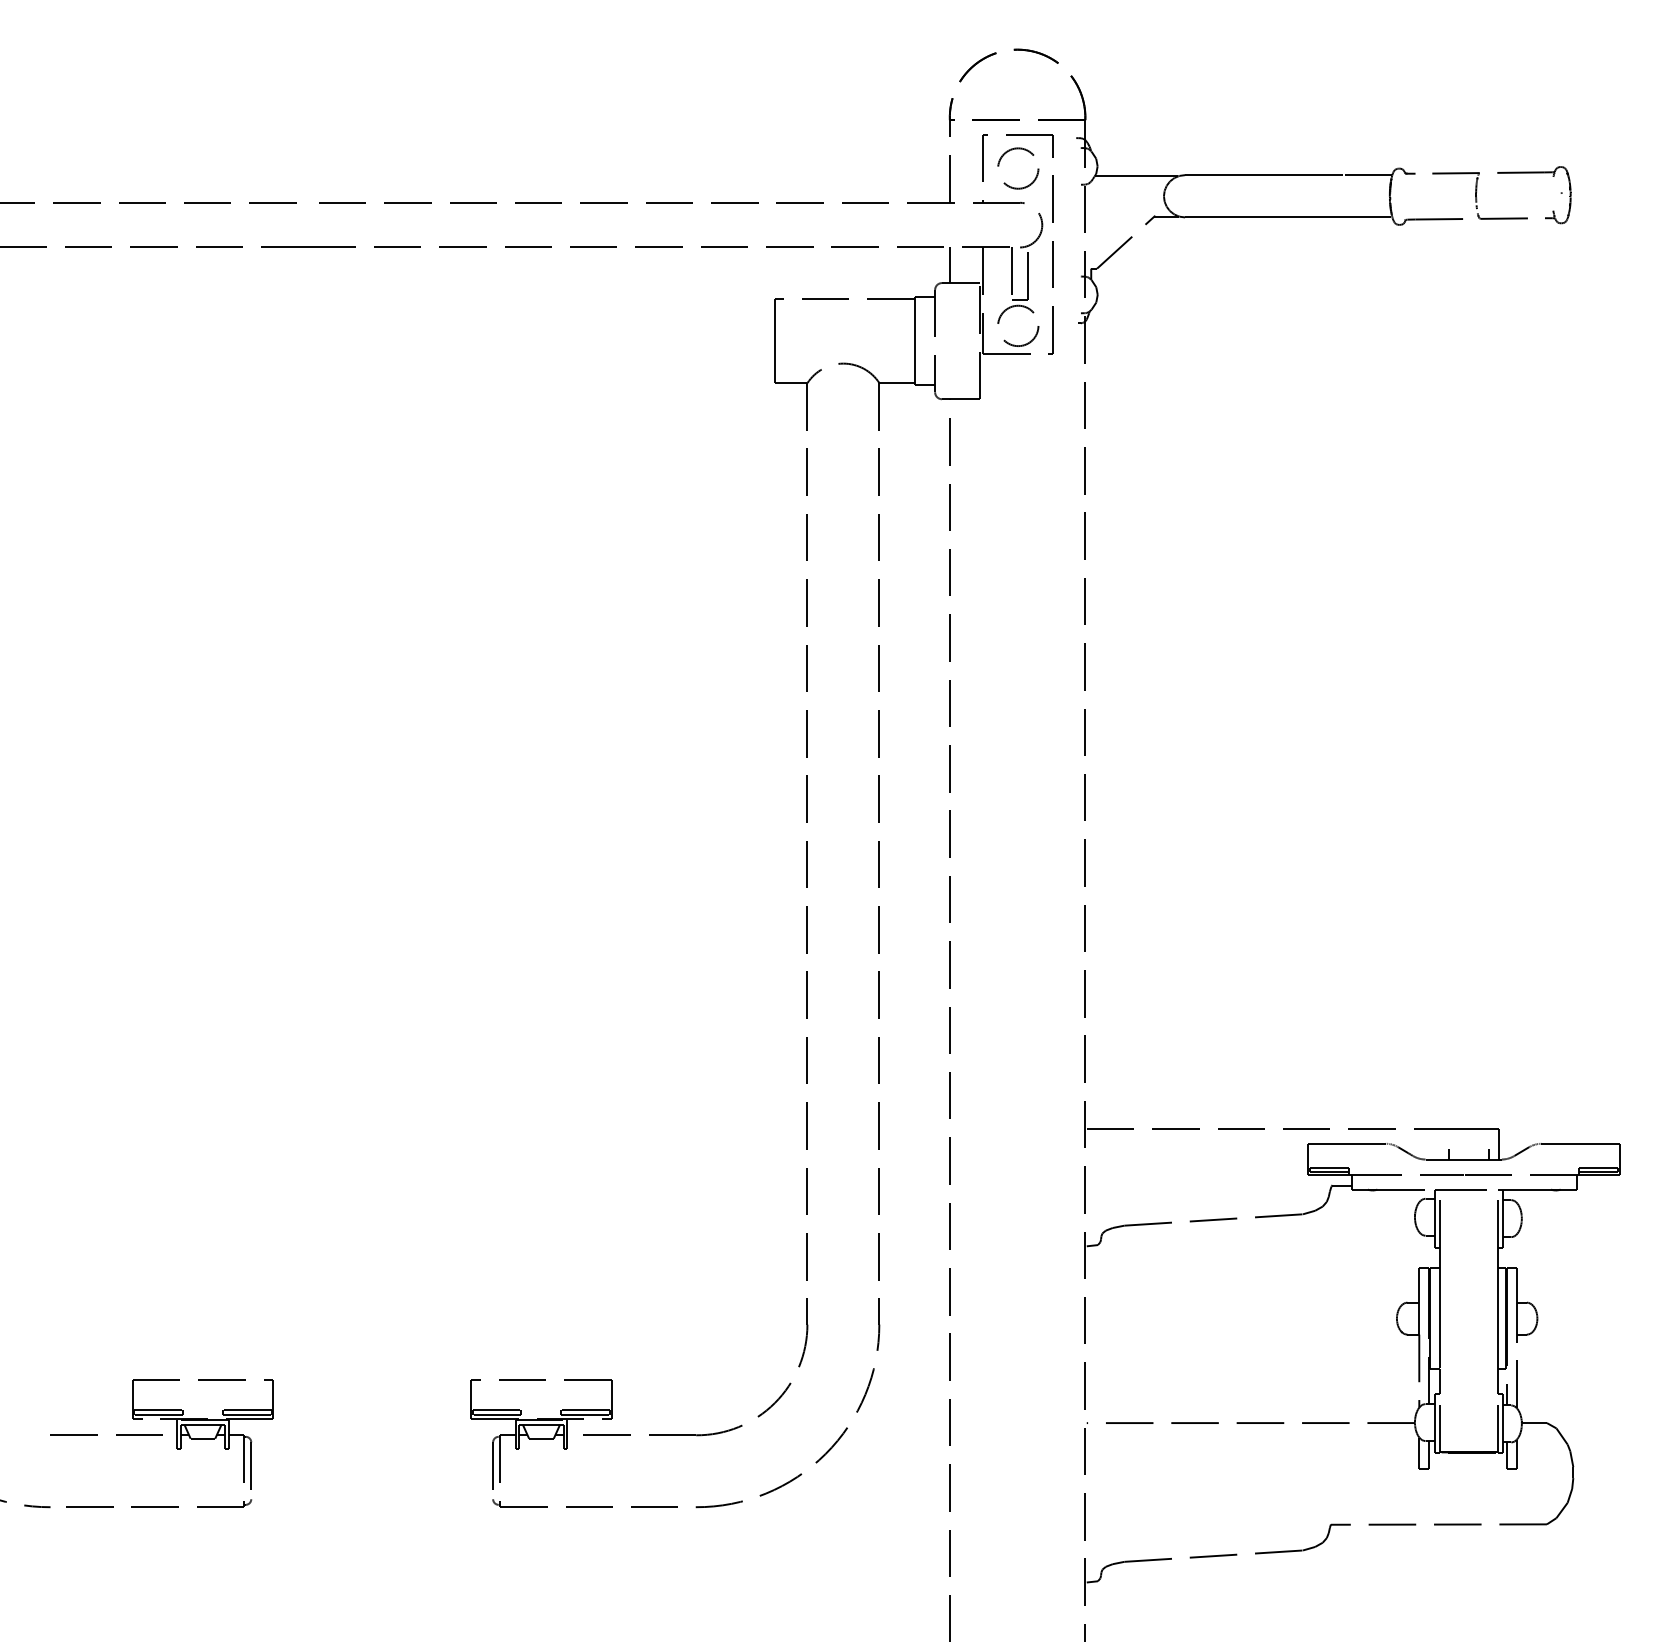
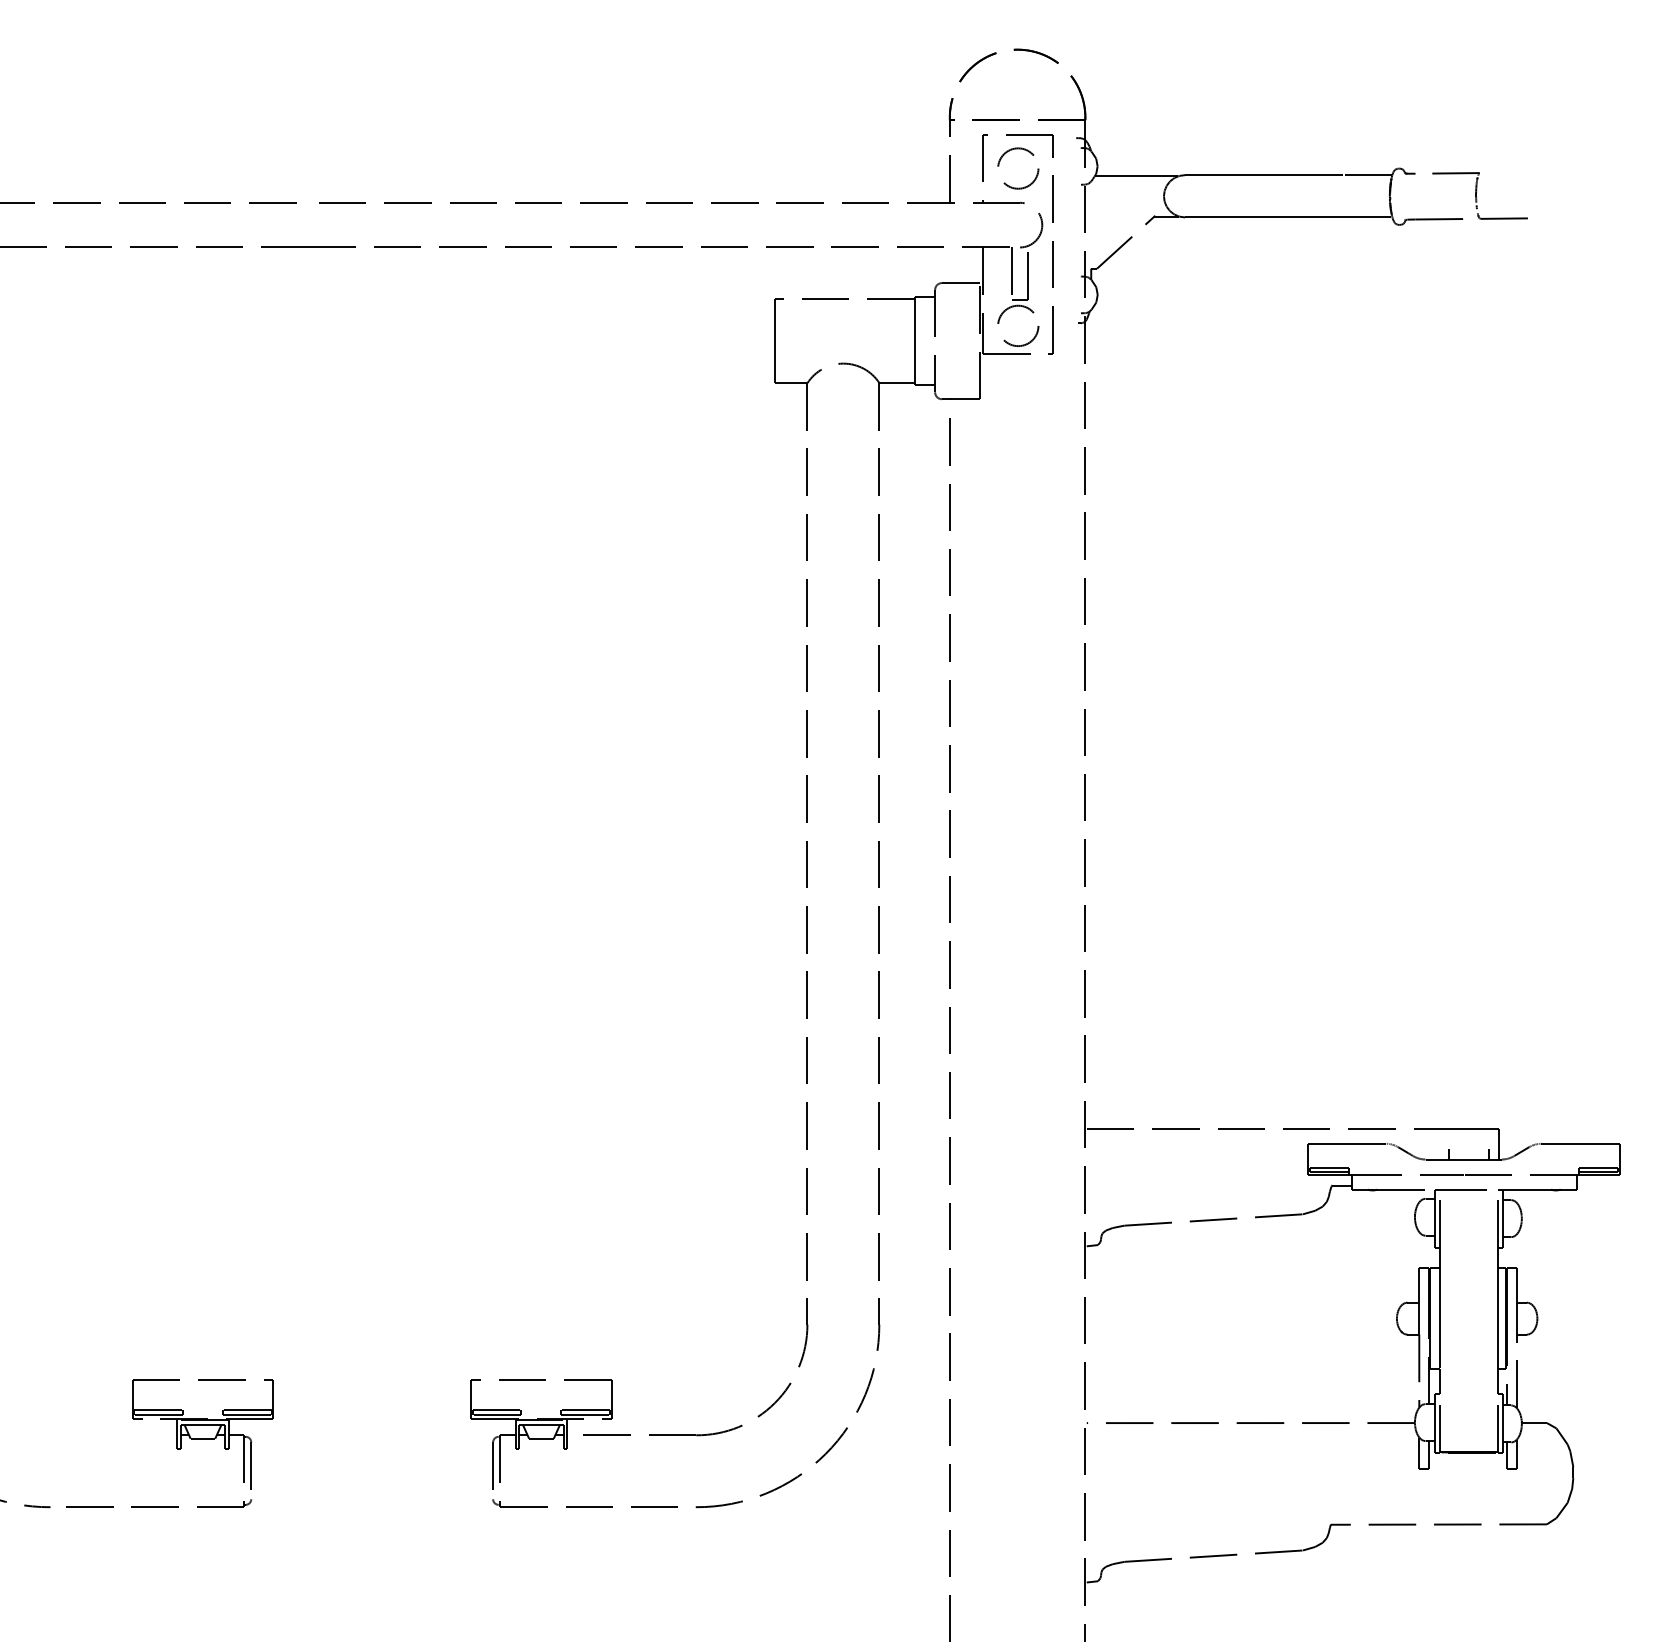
part: present -> none (1534, 173)
line: present -> none (949, 265)
line: present -> none (97, 1434)
